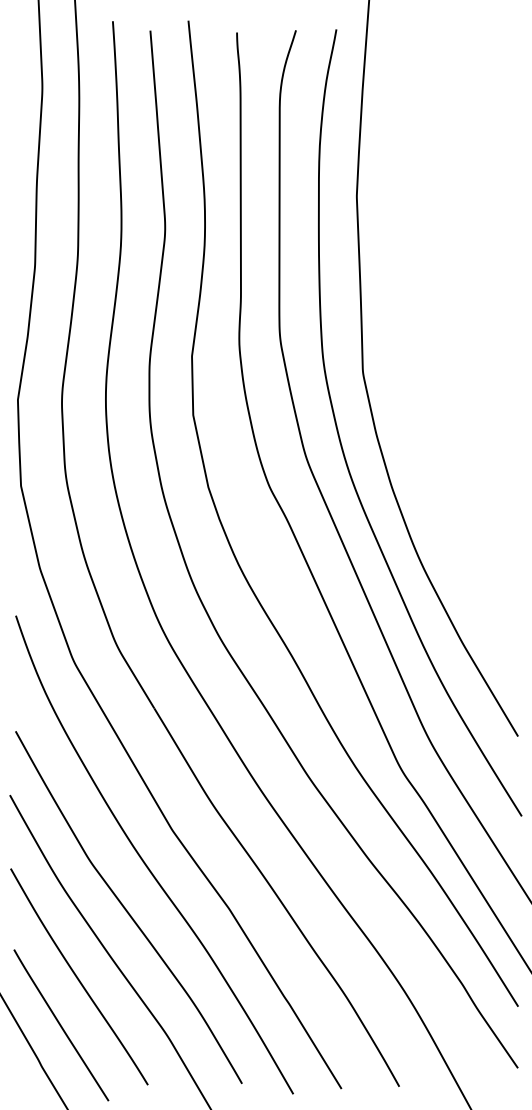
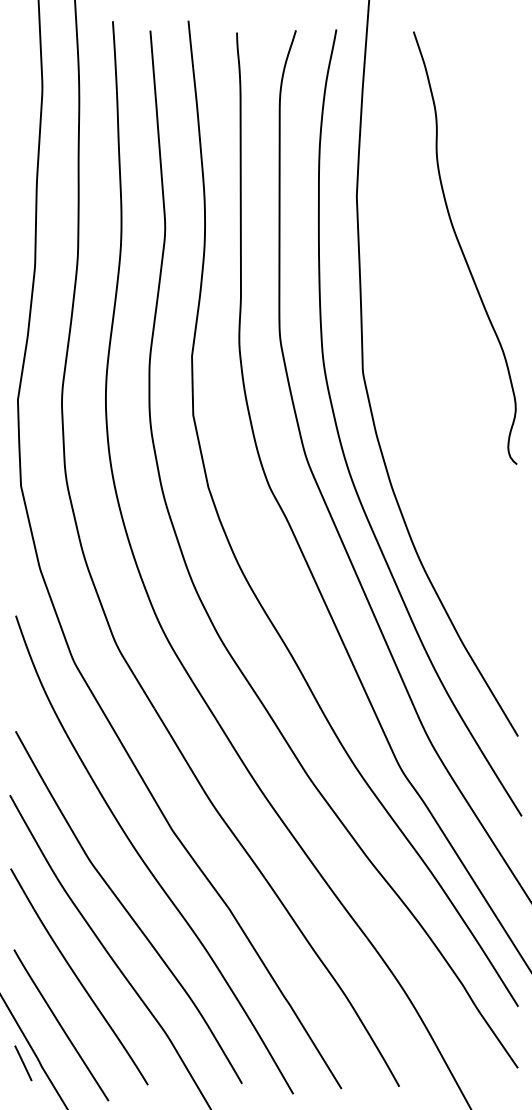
curve: none -> present (462, 248)
line: none -> present (23, 1063)
